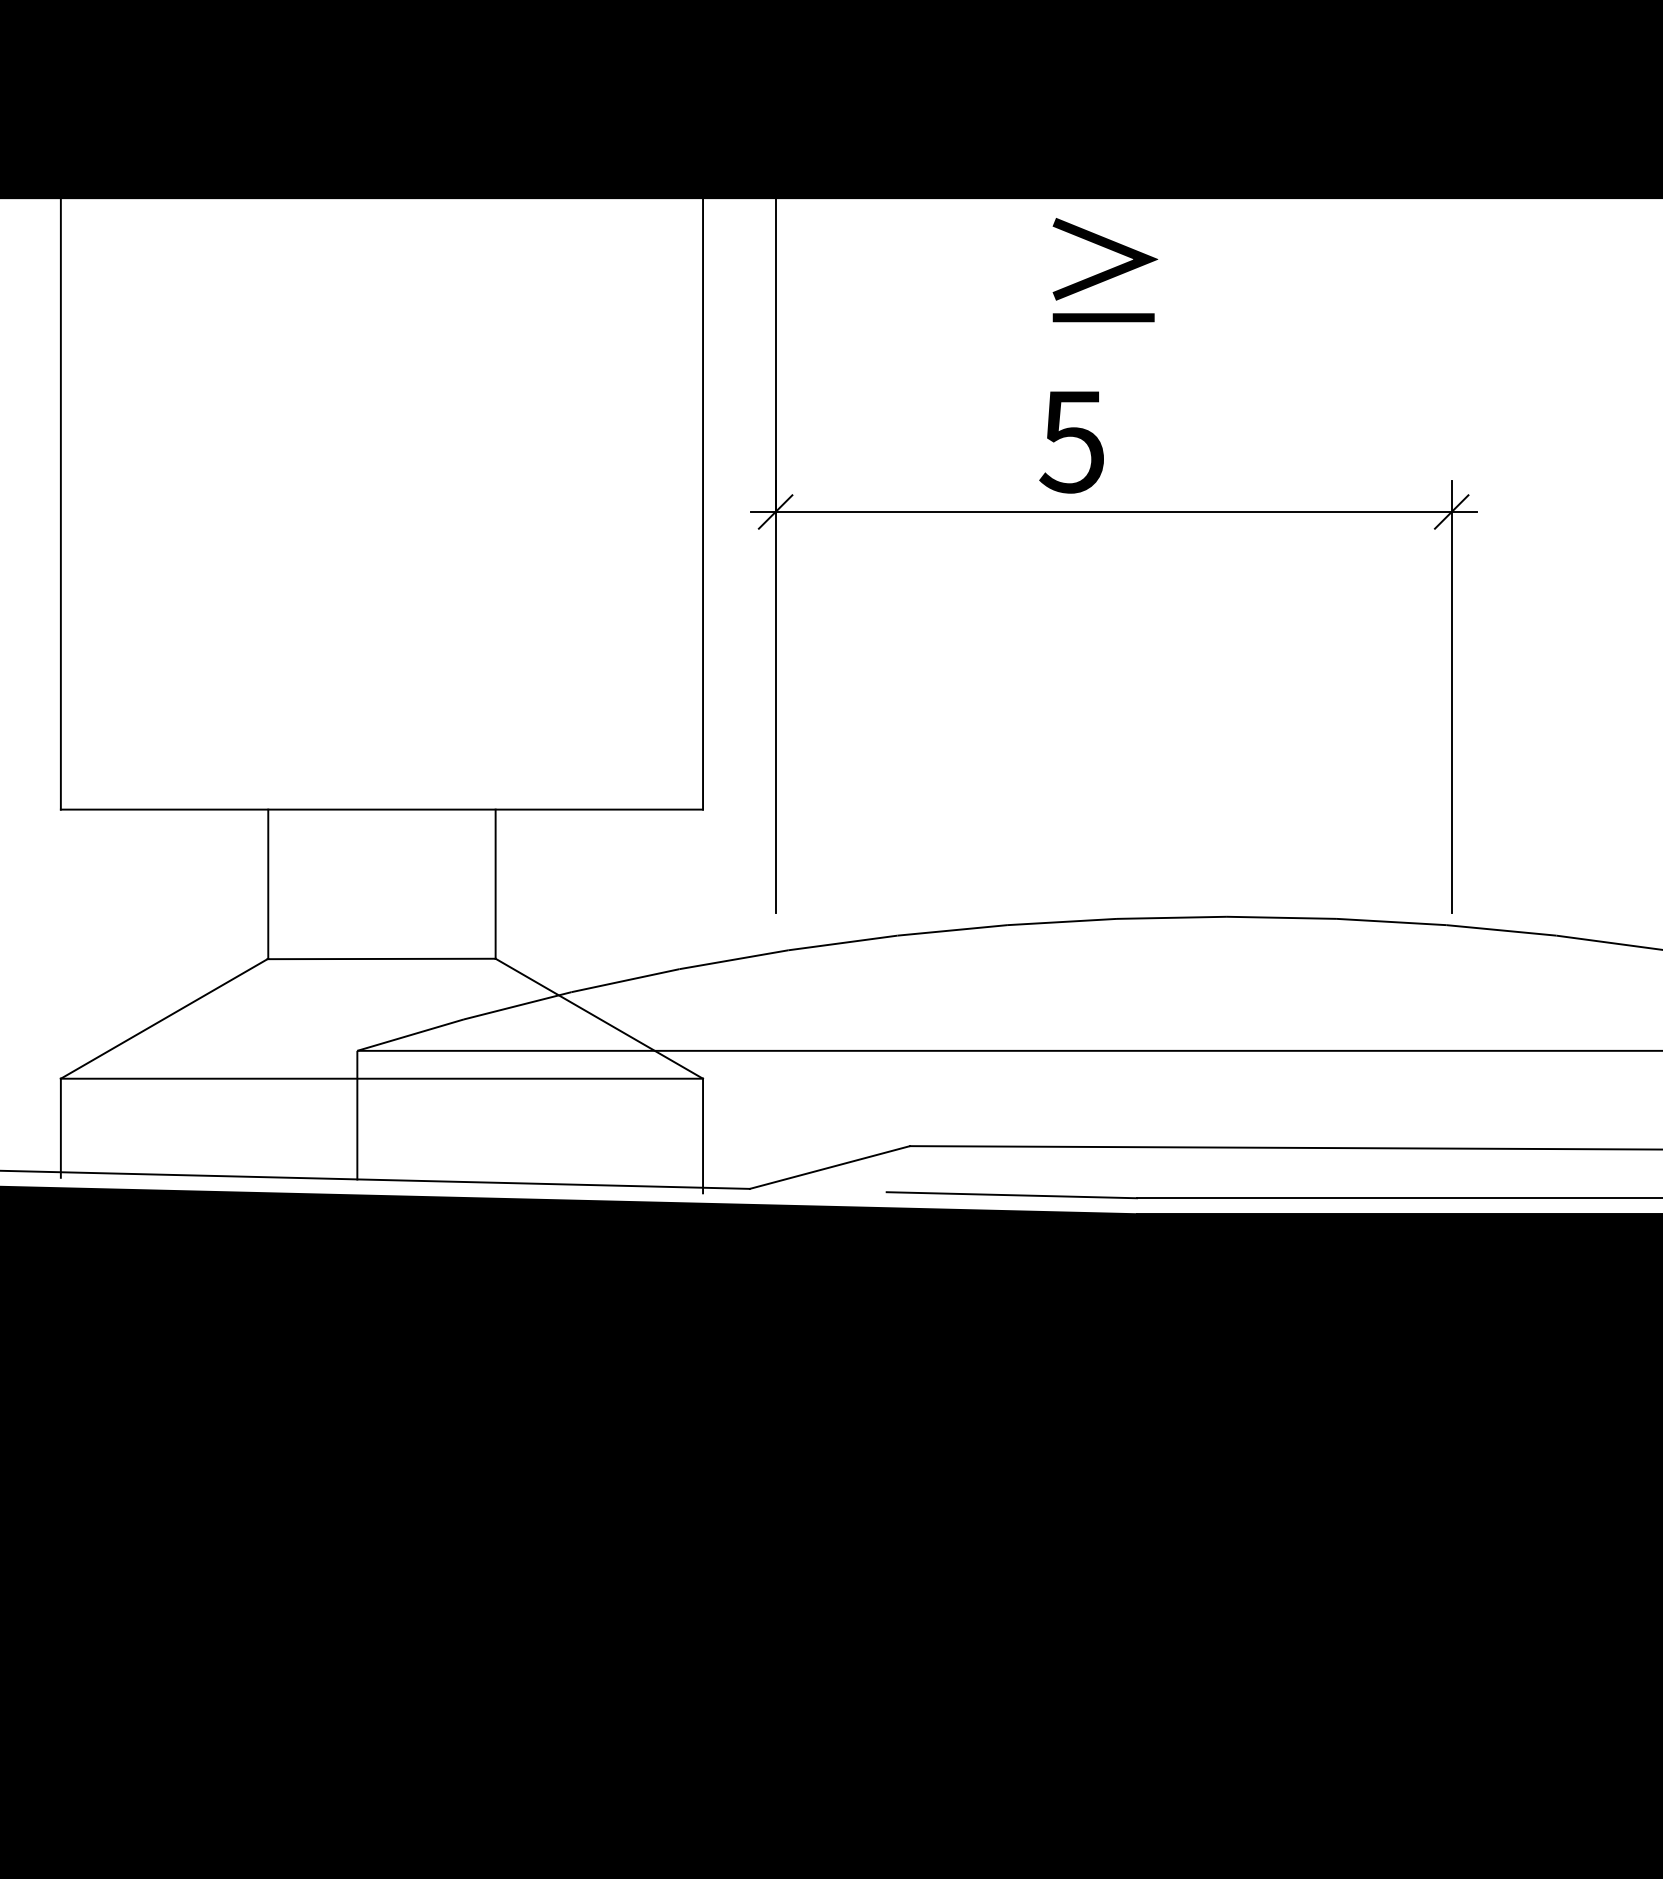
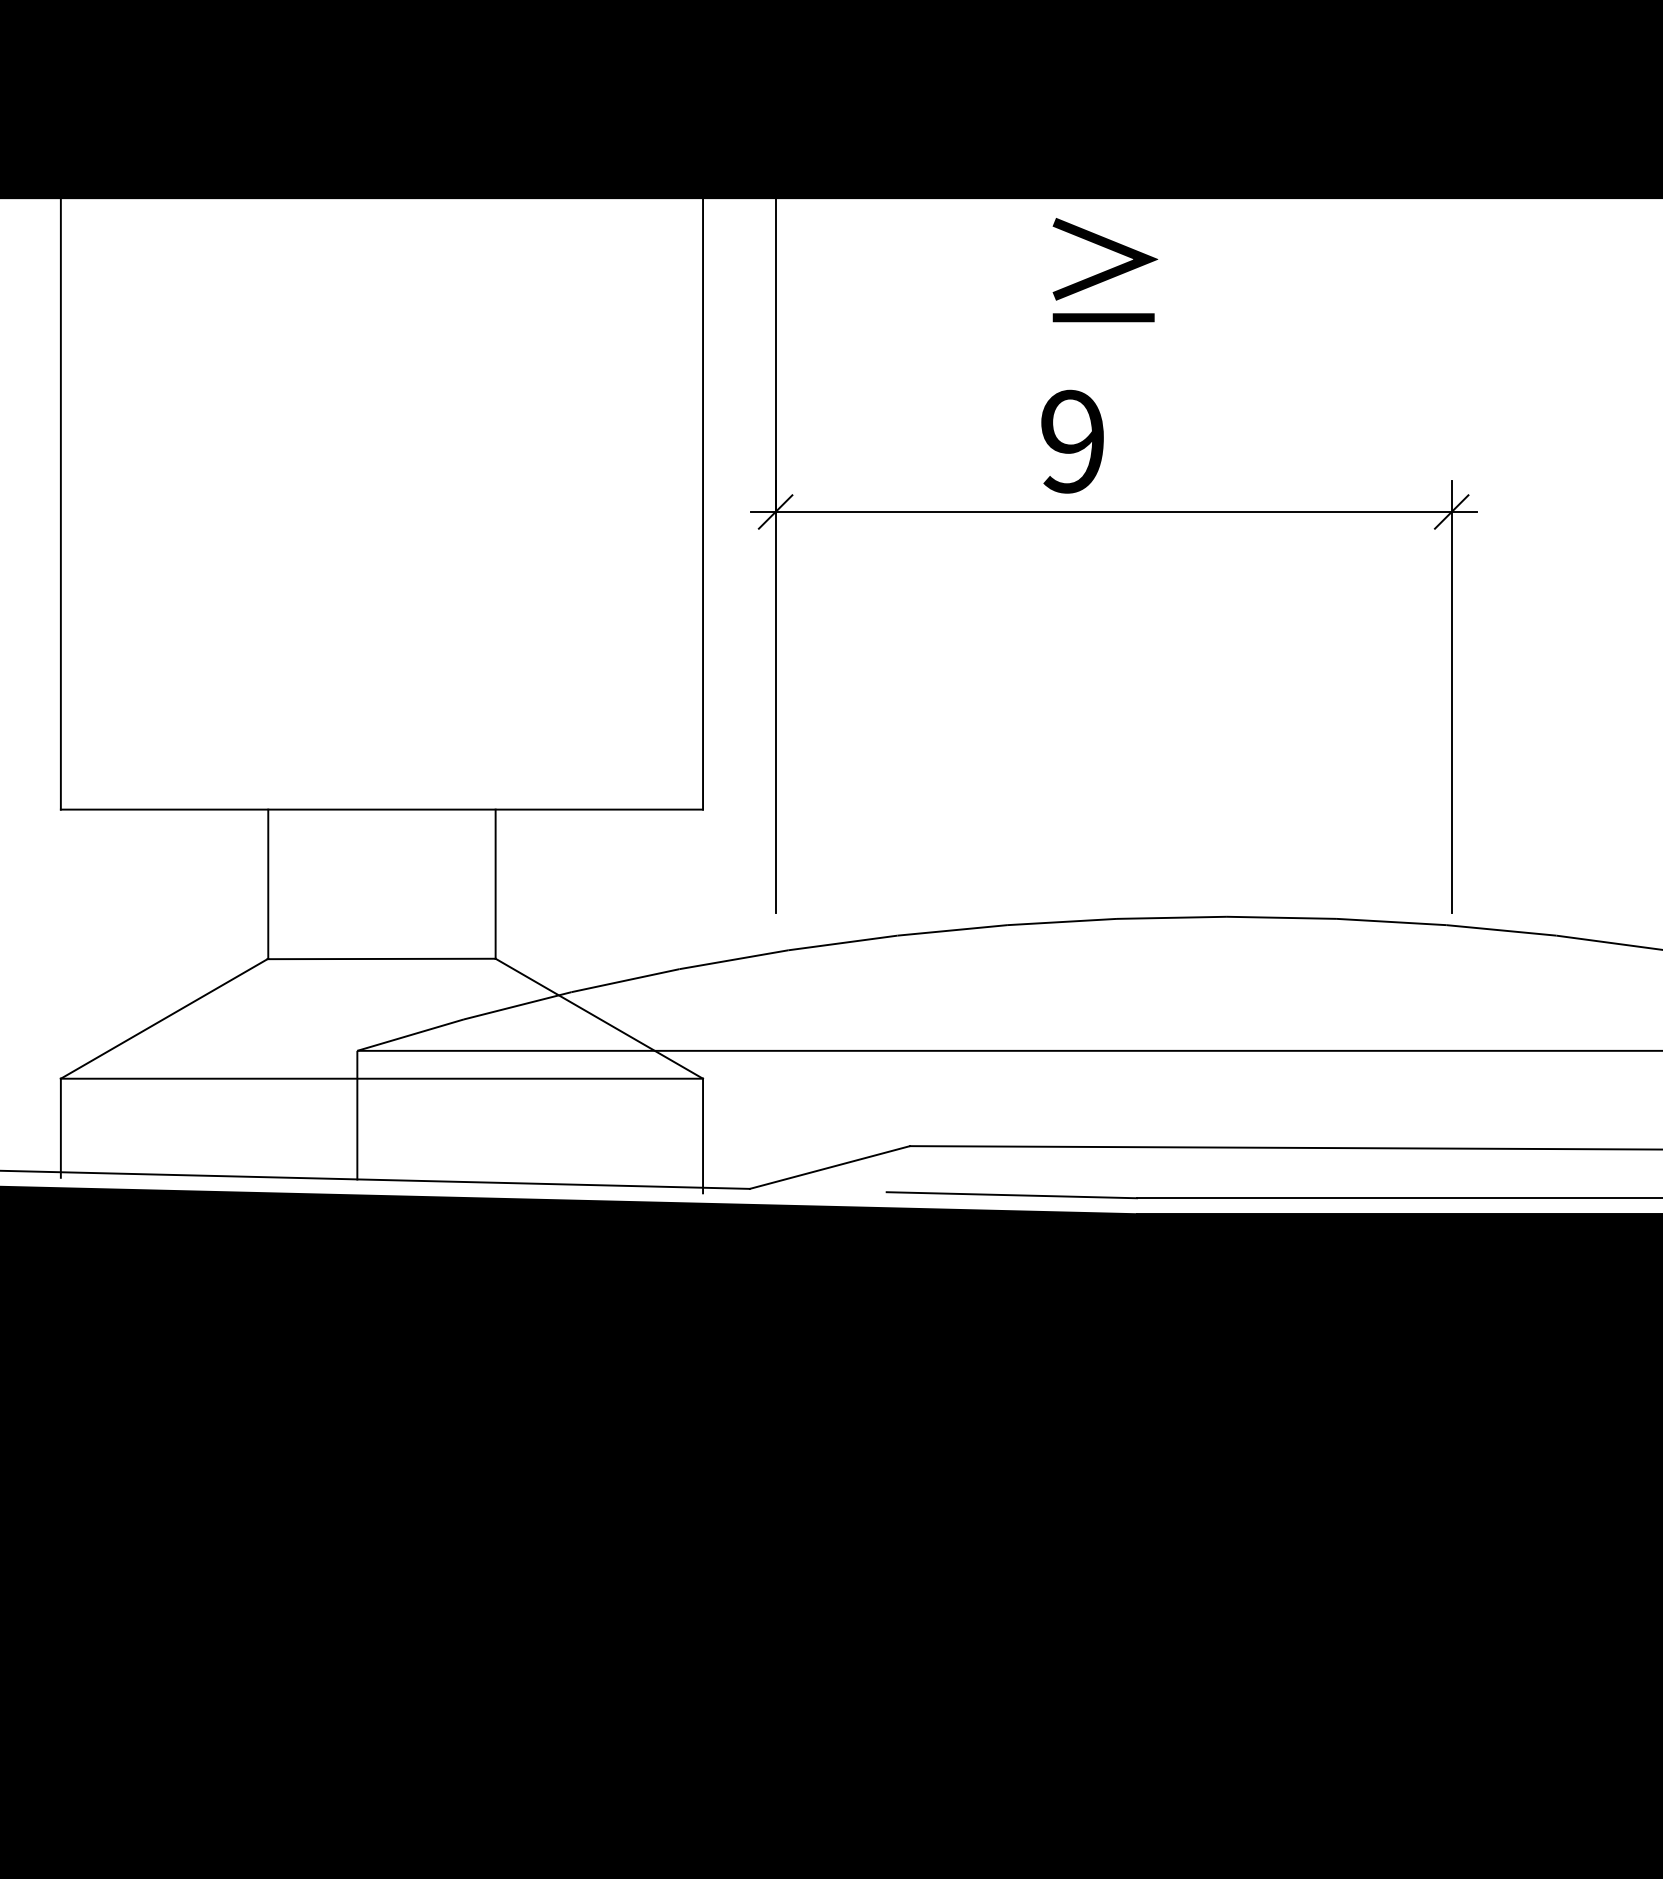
text: 5 -> 9 (1071, 441)
